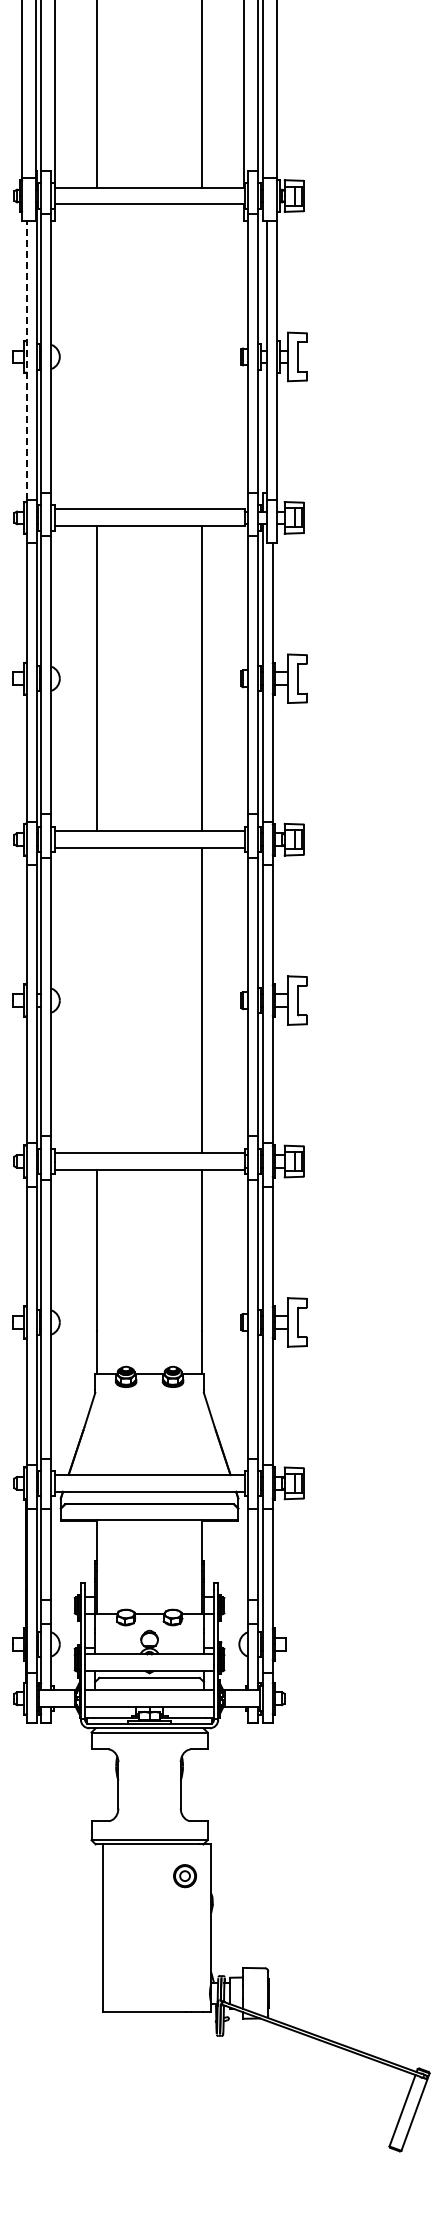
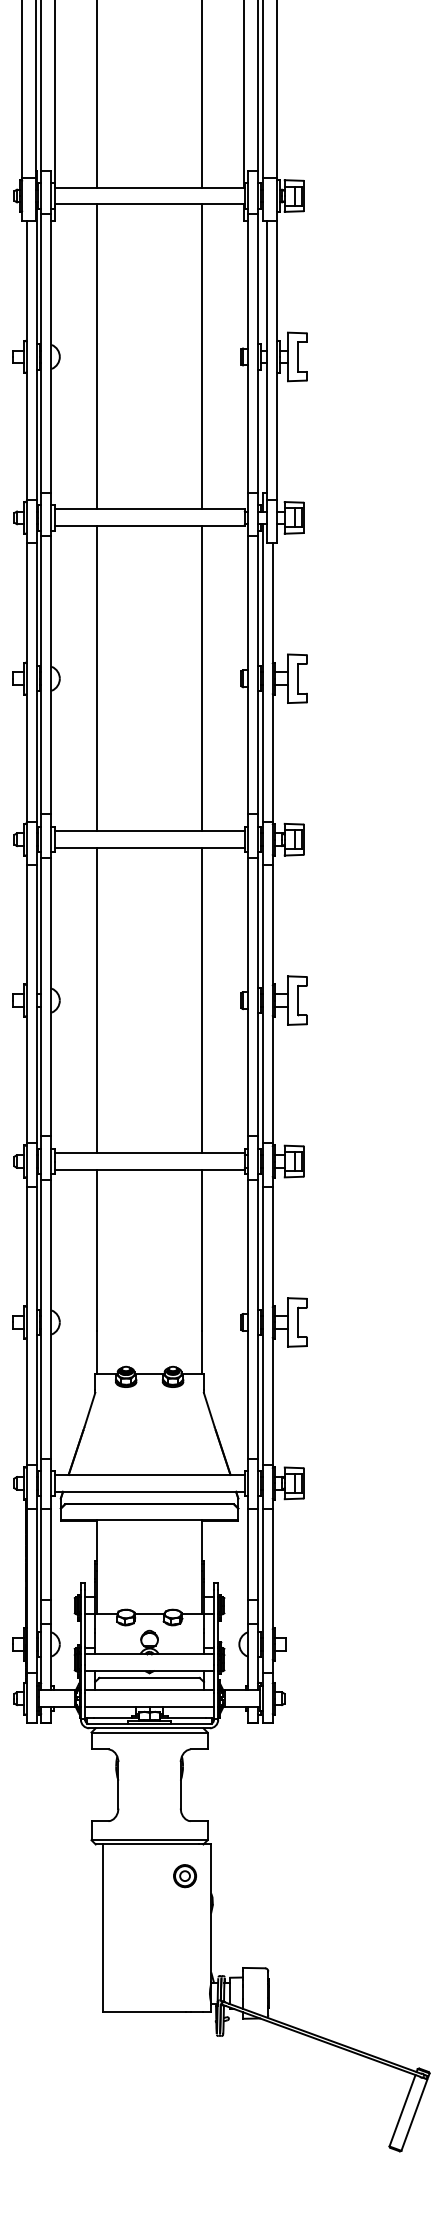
line: none -> present (96, 356)
line: none -> present (202, 356)
line: dashed -> solid (26, 360)
line: none -> present (96, 1000)
